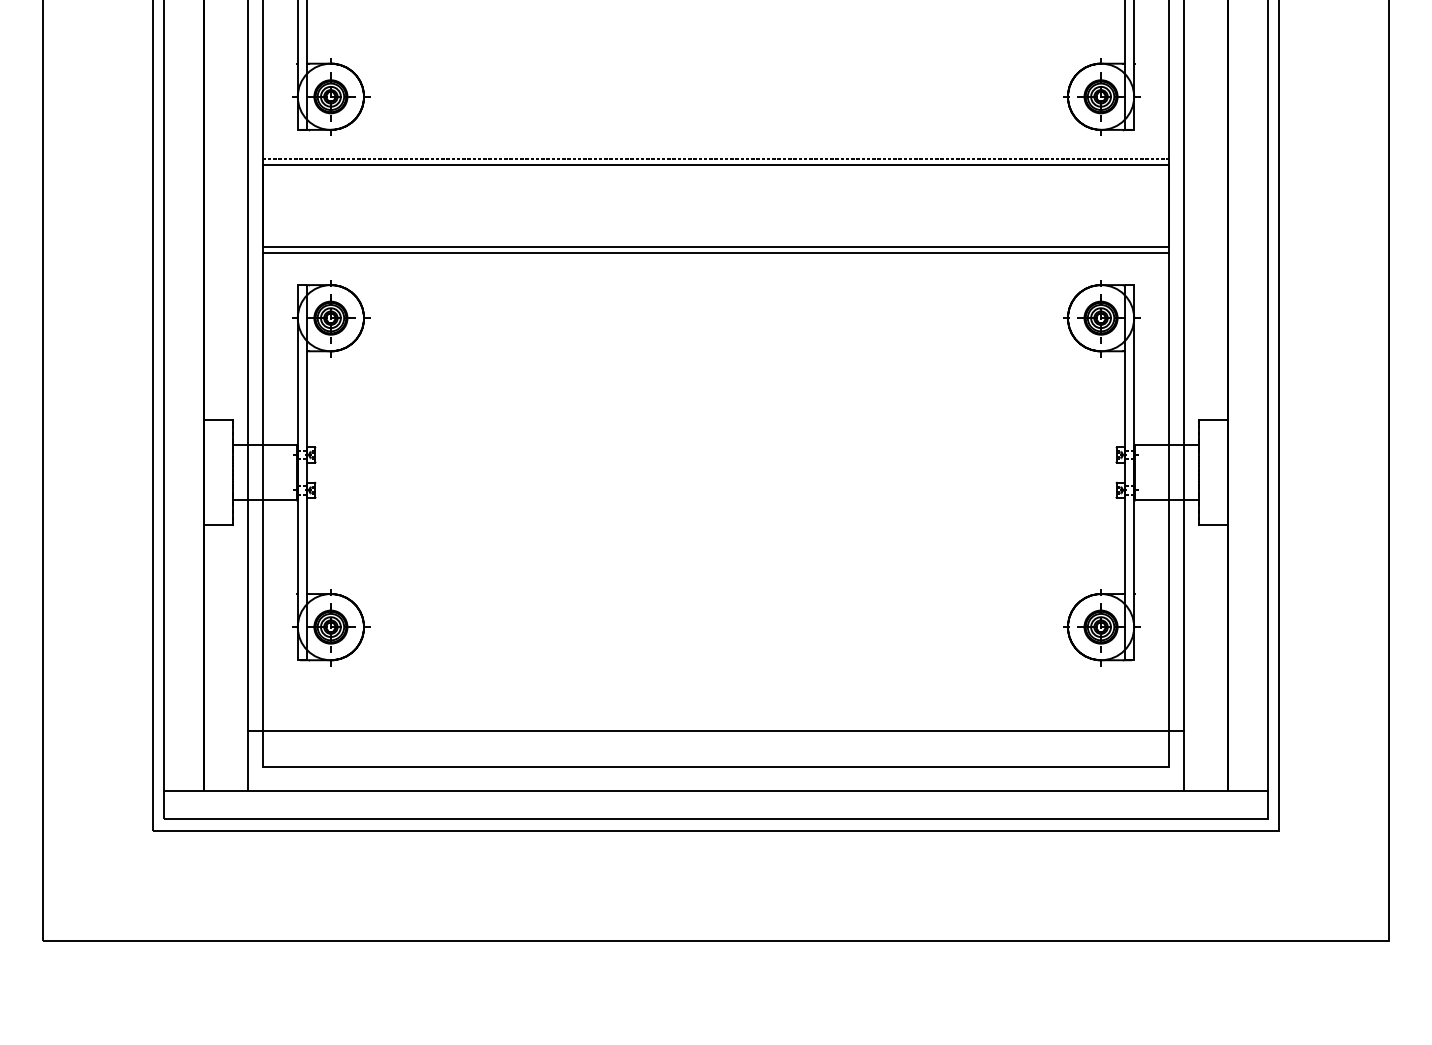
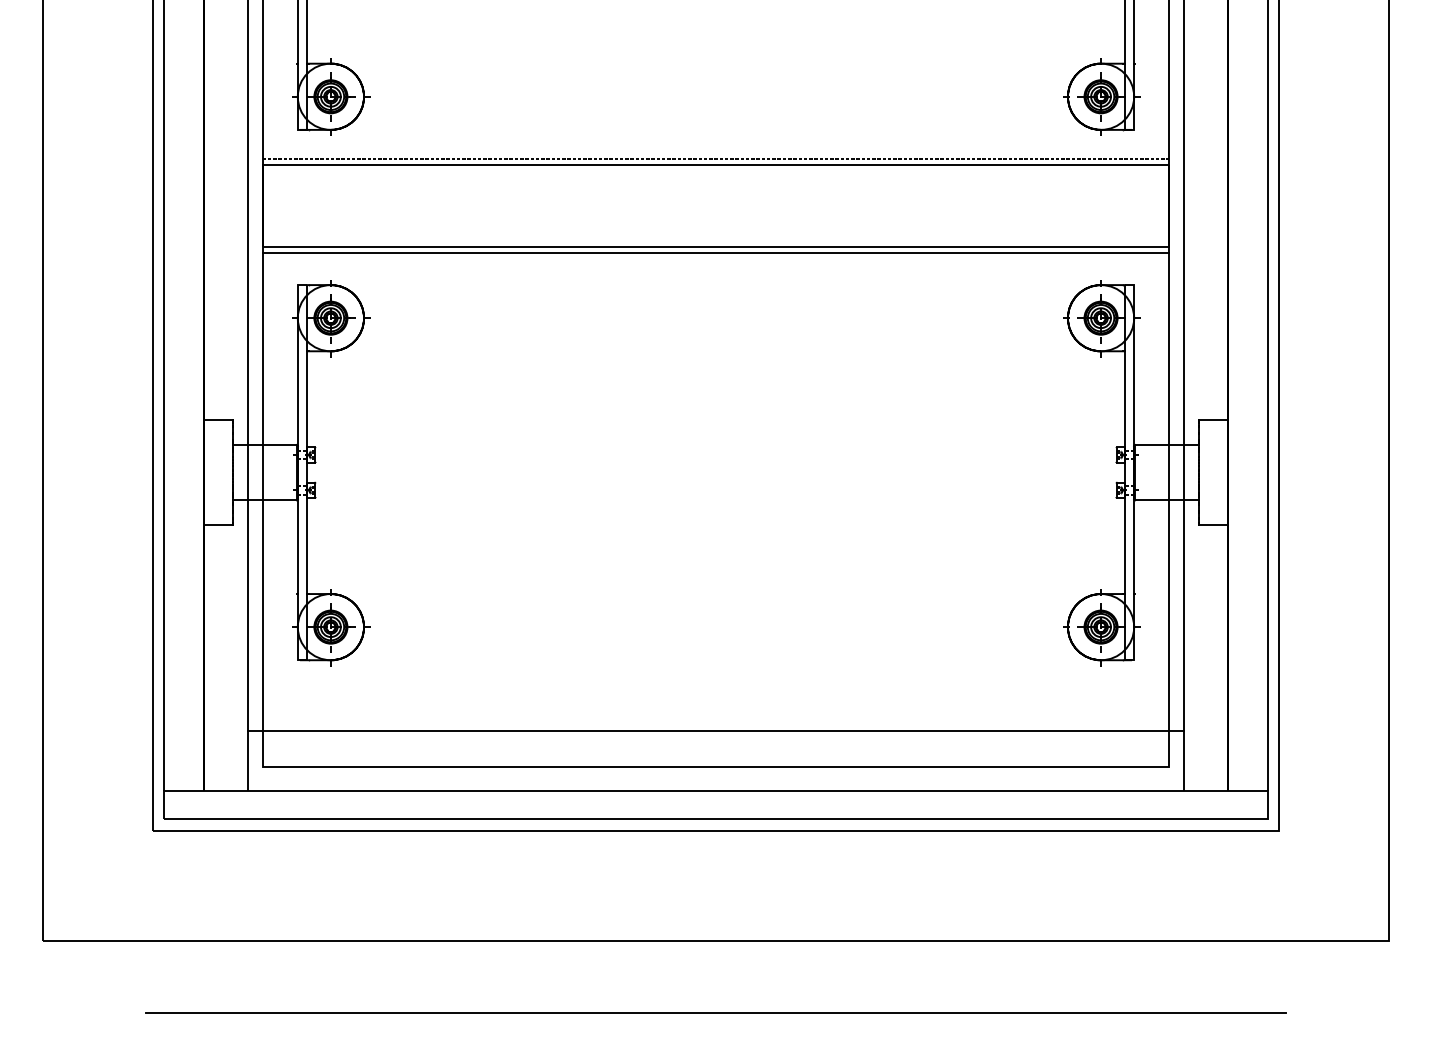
line: none -> present (715, 1013)
